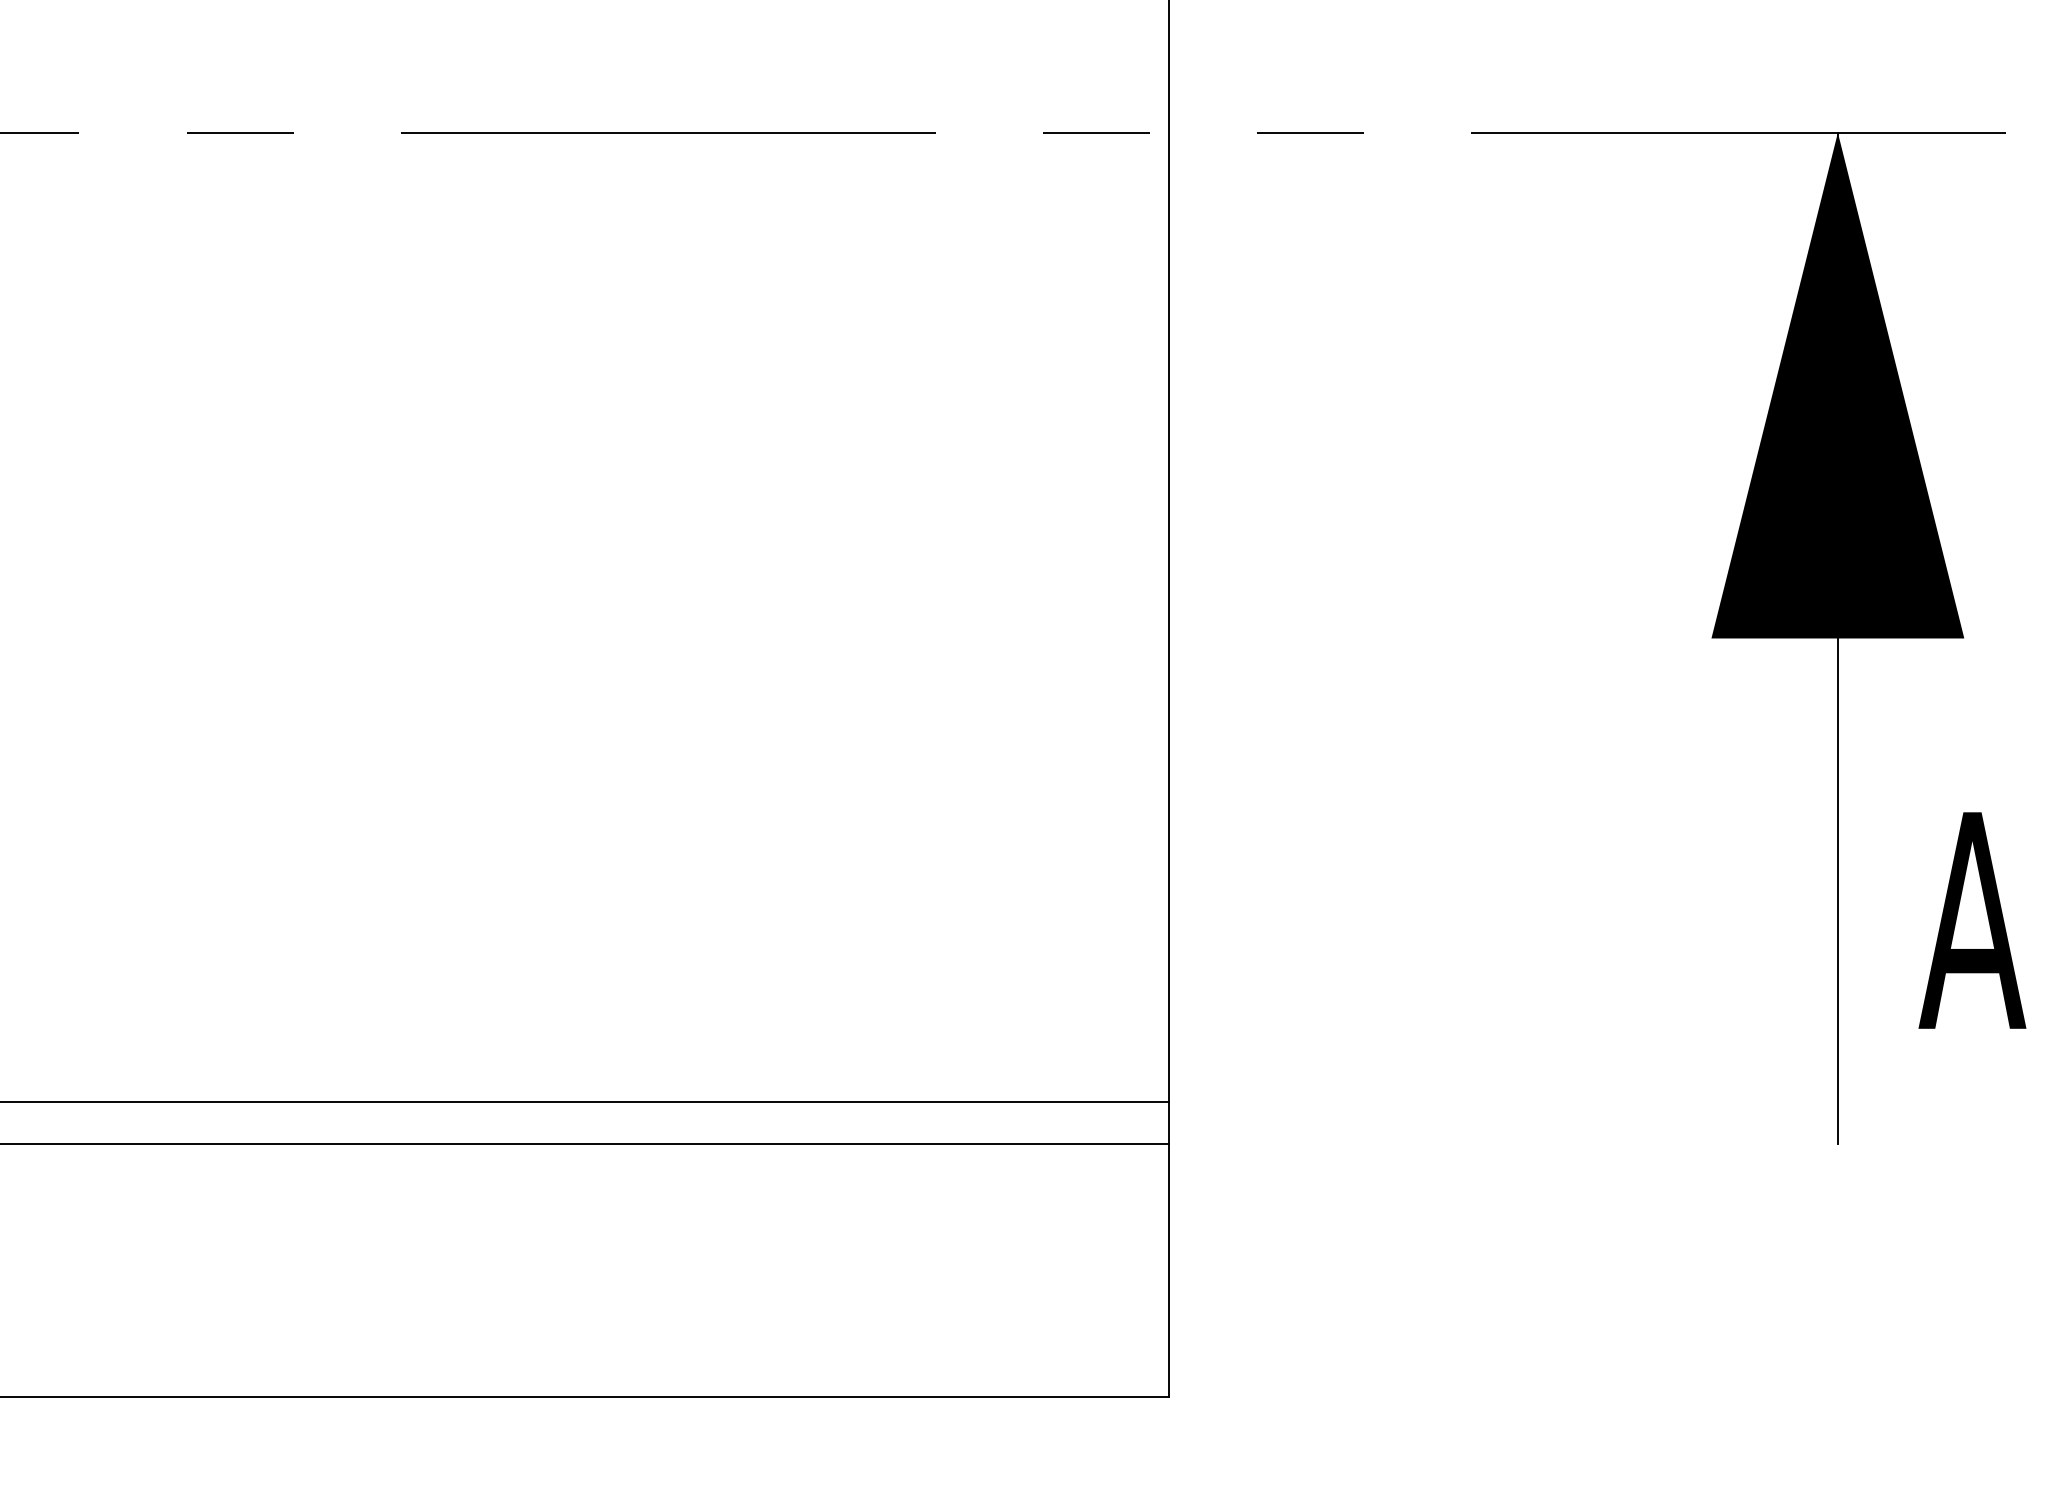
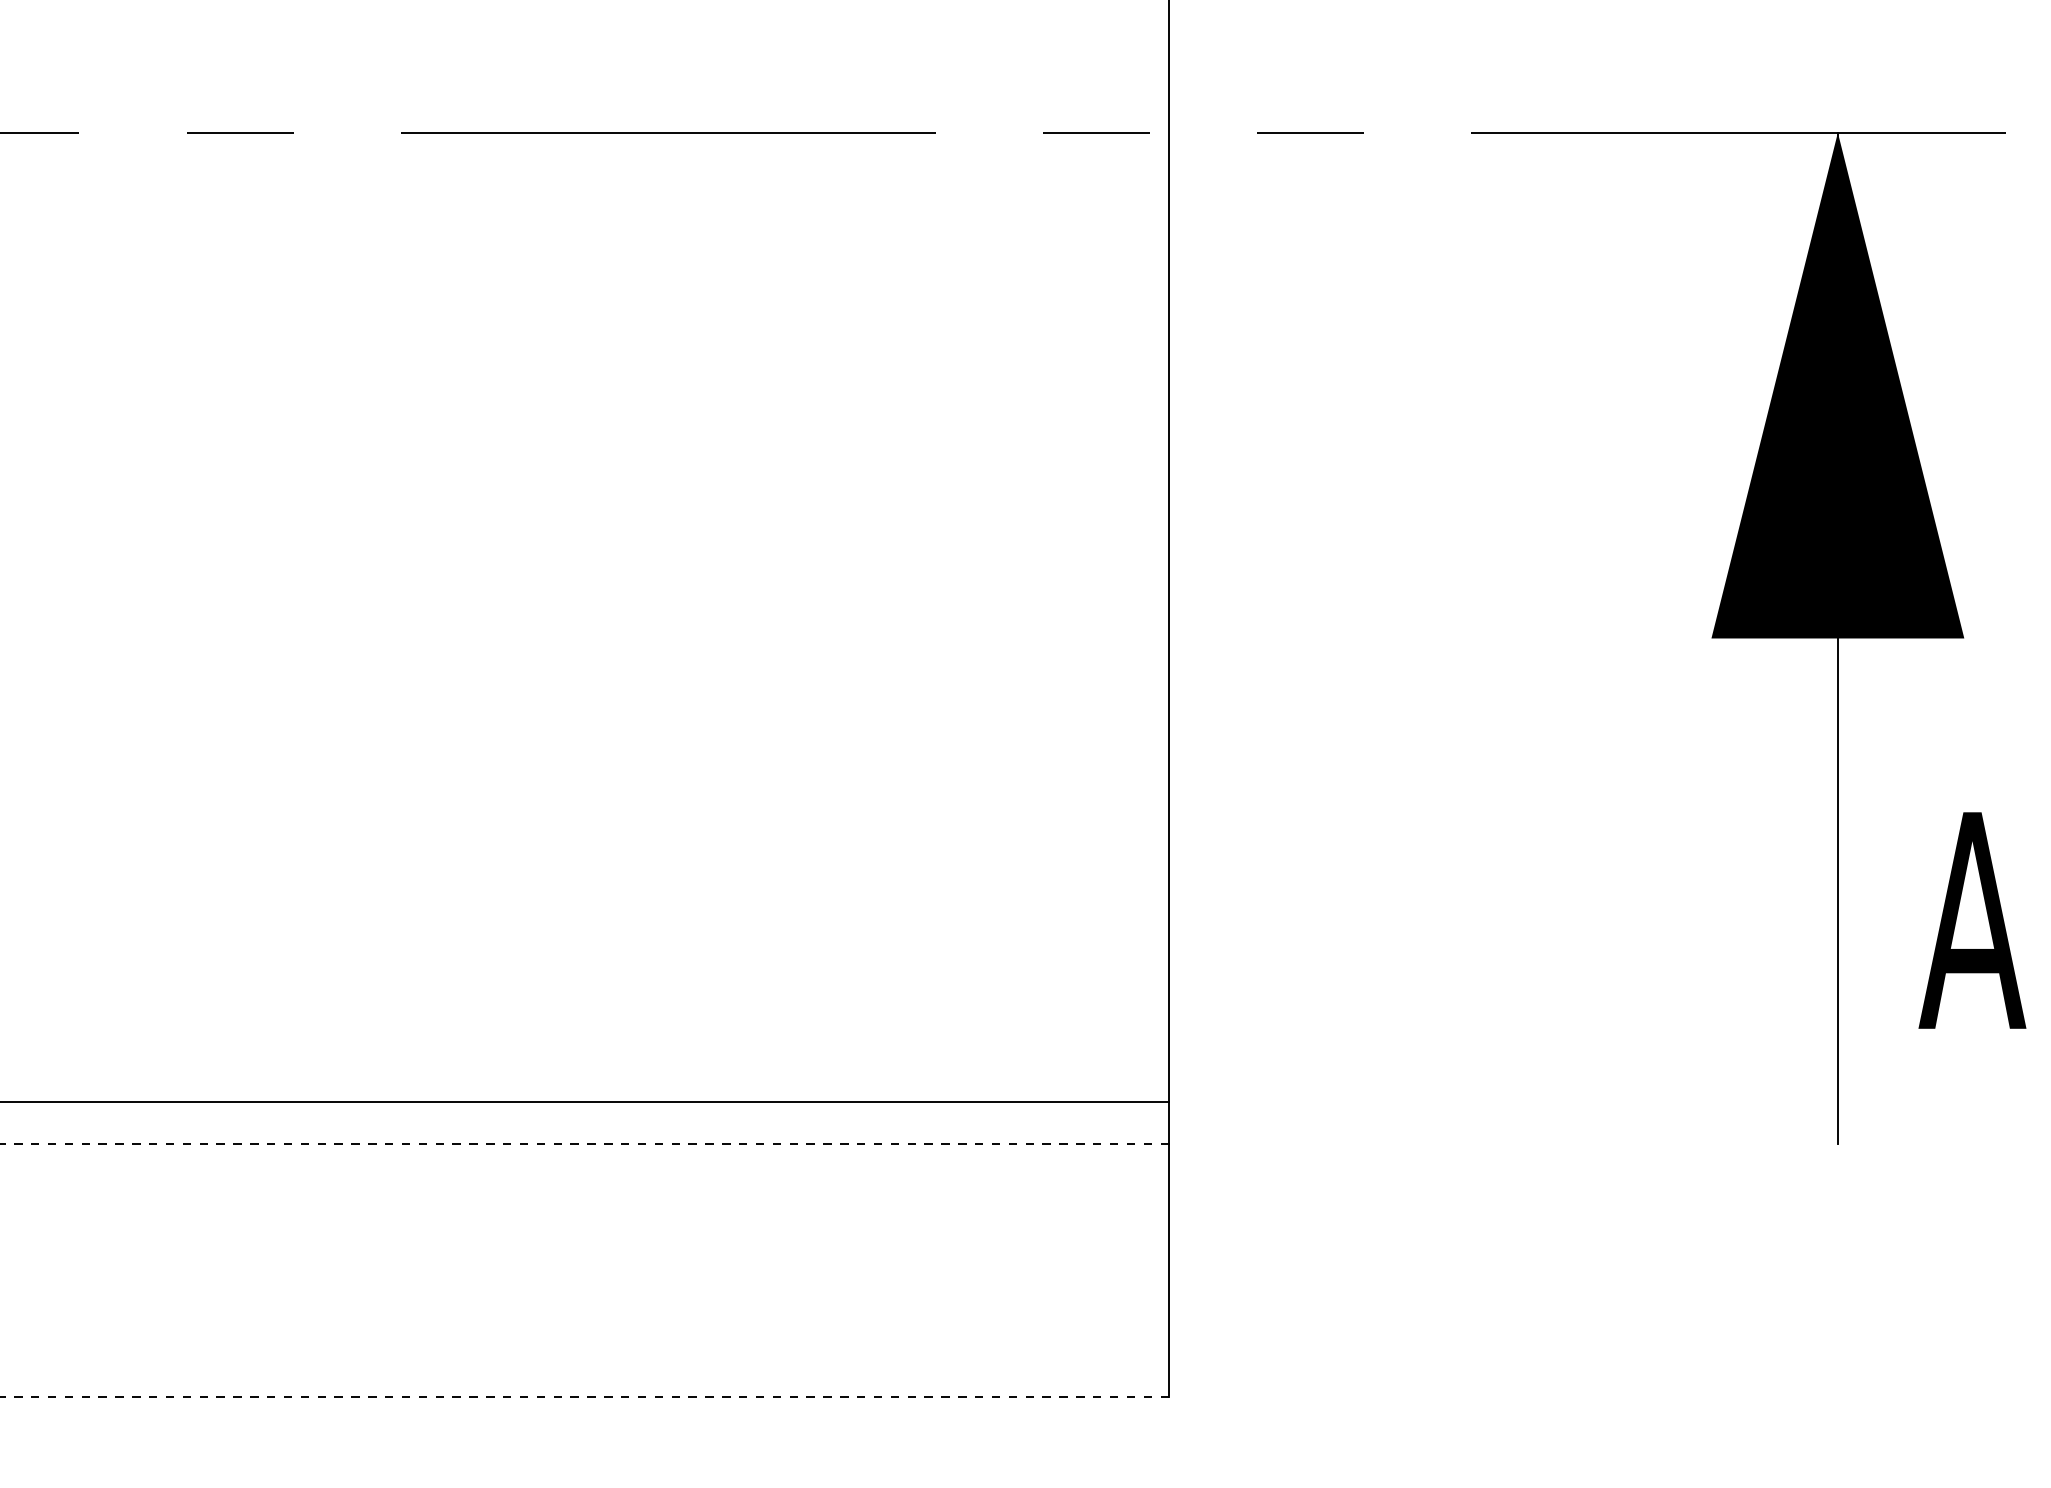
line: solid -> dashed (584, 1144)
line: solid -> dashed (584, 1397)
